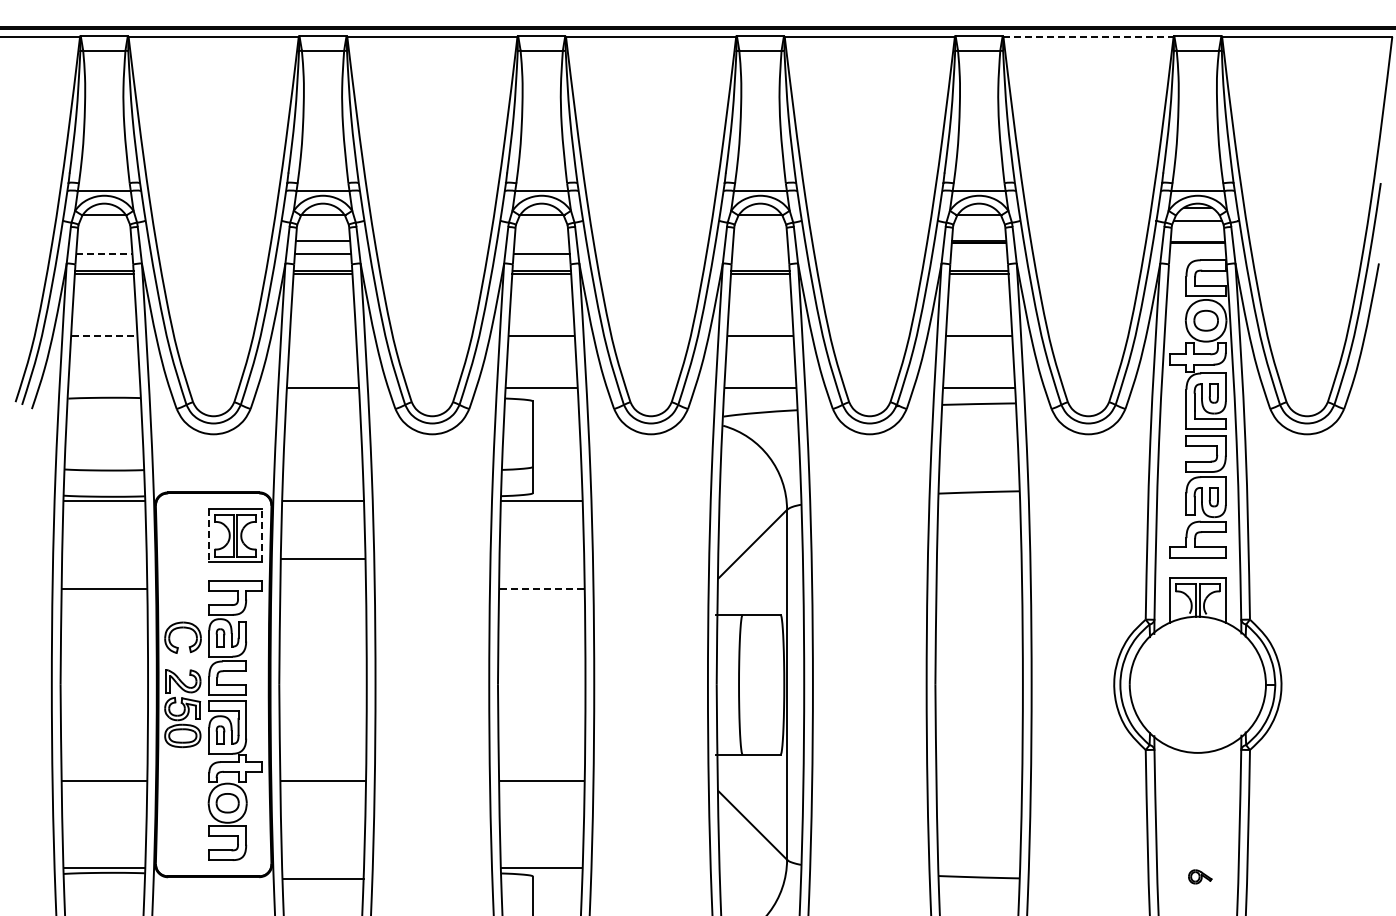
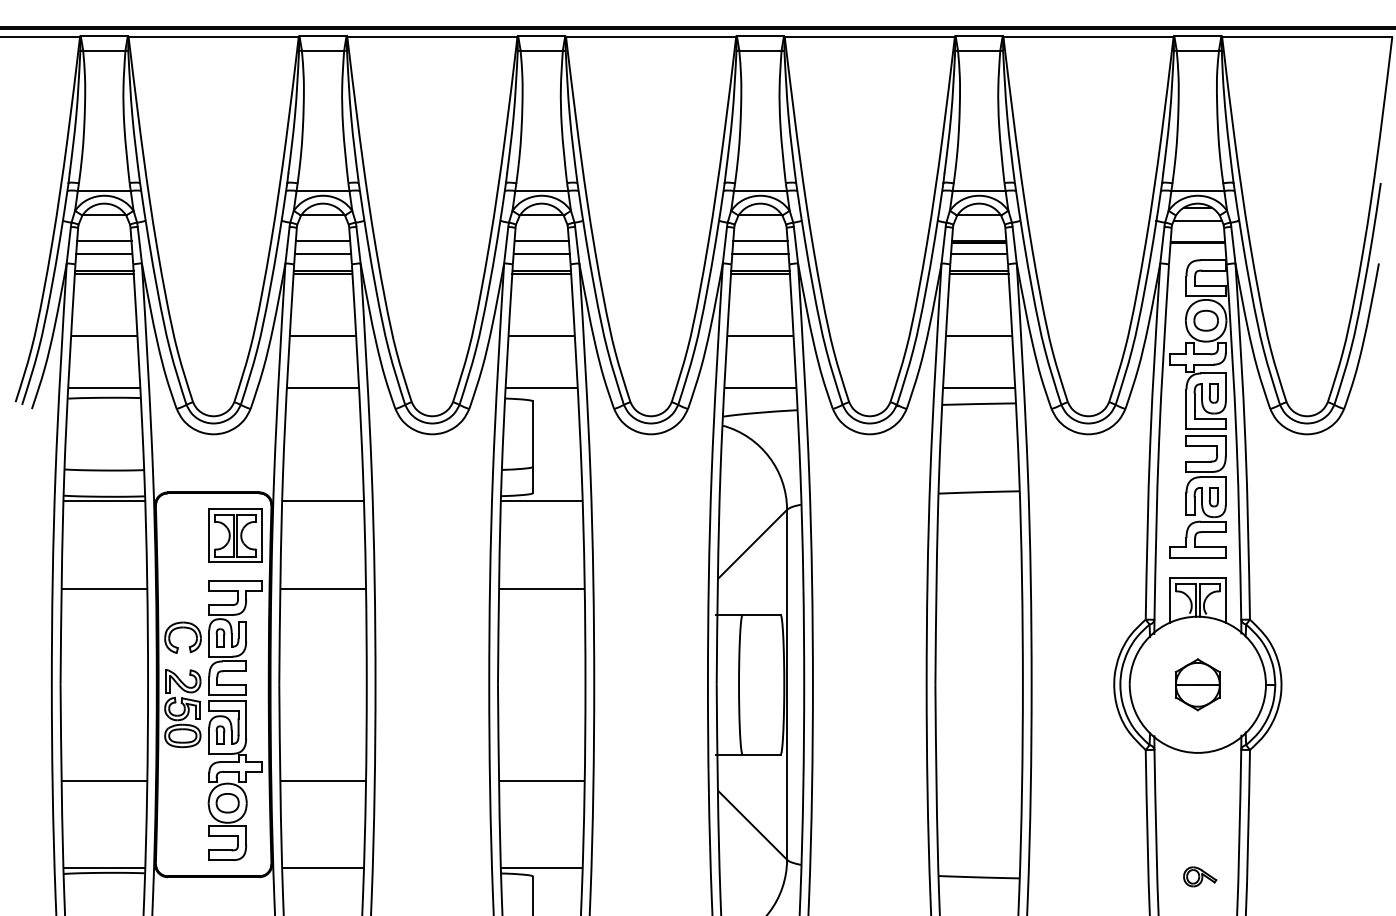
line: dashed -> solid (1089, 36)
line: none -> present (104, 241)
line: none -> present (541, 241)
line: none -> present (760, 241)
line: dashed -> solid (104, 253)
line: none -> present (760, 253)
line: none -> present (979, 253)
line: dashed -> solid (104, 336)
line: none -> present (322, 336)
line: none -> present (103, 388)
line: dashed -> solid (261, 535)
line: dashed -> solid (209, 536)
line position: (322, 558) -> (322, 588) (322, 588)
line: dashed -> solid (541, 588)
part: none -> present (1197, 684)
part size: 25x16 px -> 35x22 px (1200, 876)
line position: (322, 879) -> (322, 868) (322, 868)
